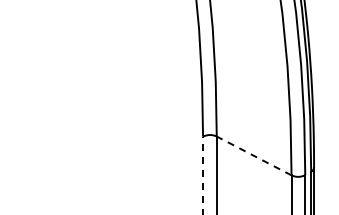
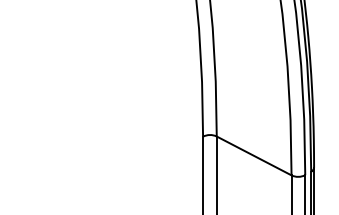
line: dashed -> solid (253, 155)
line: dashed -> solid (203, 175)
